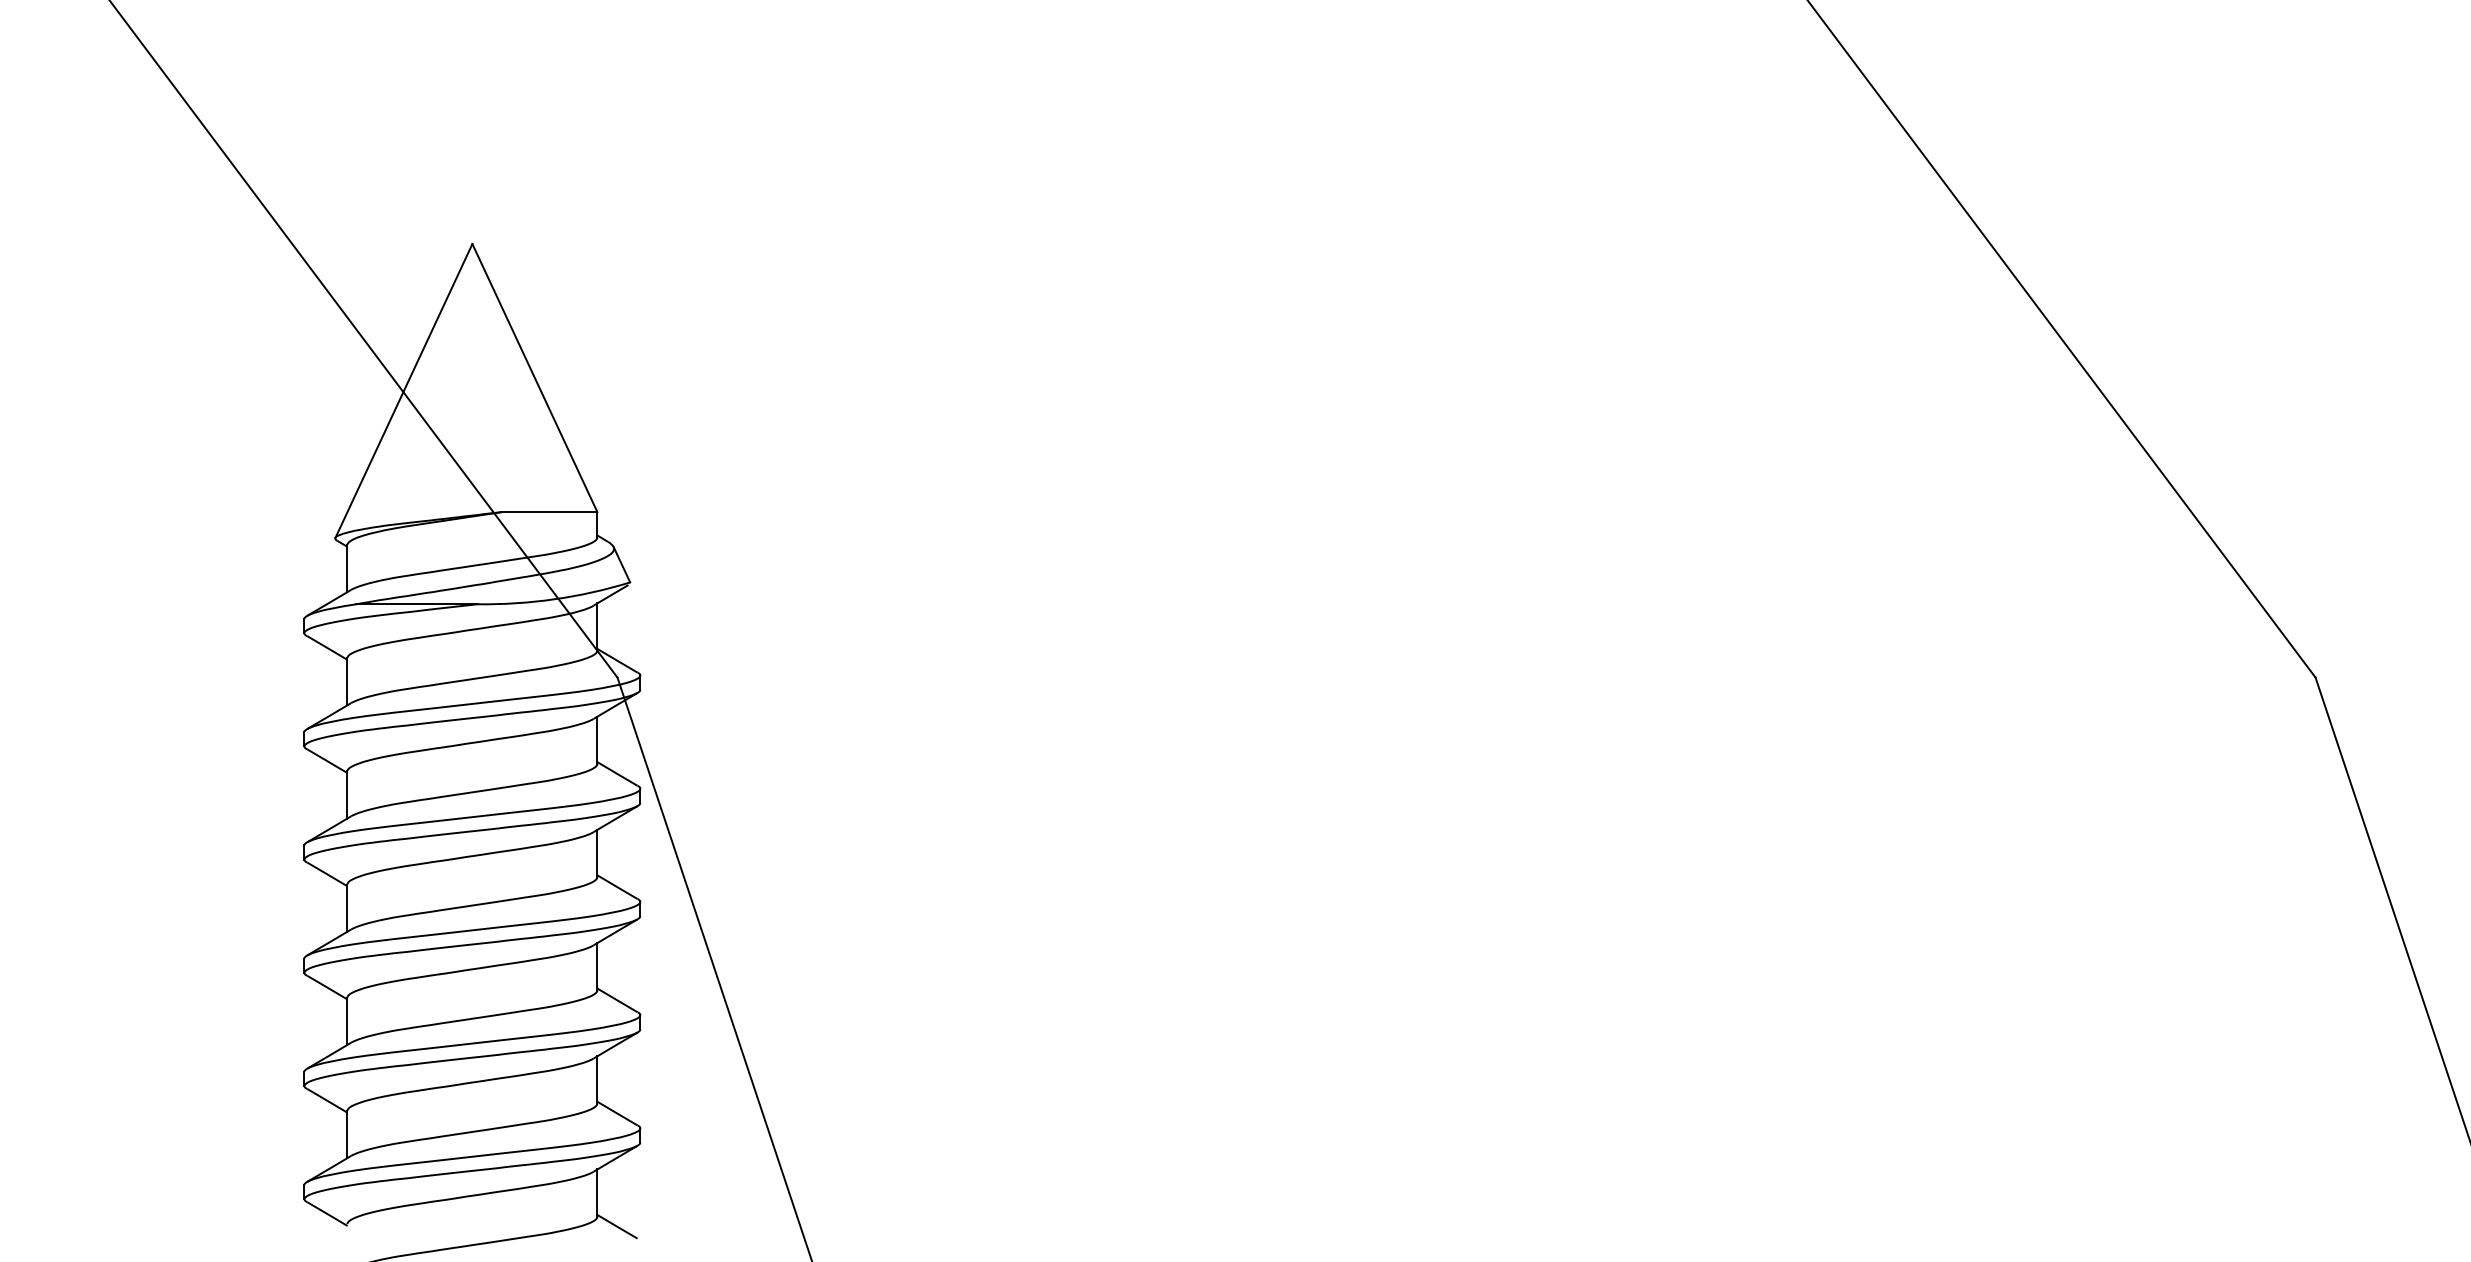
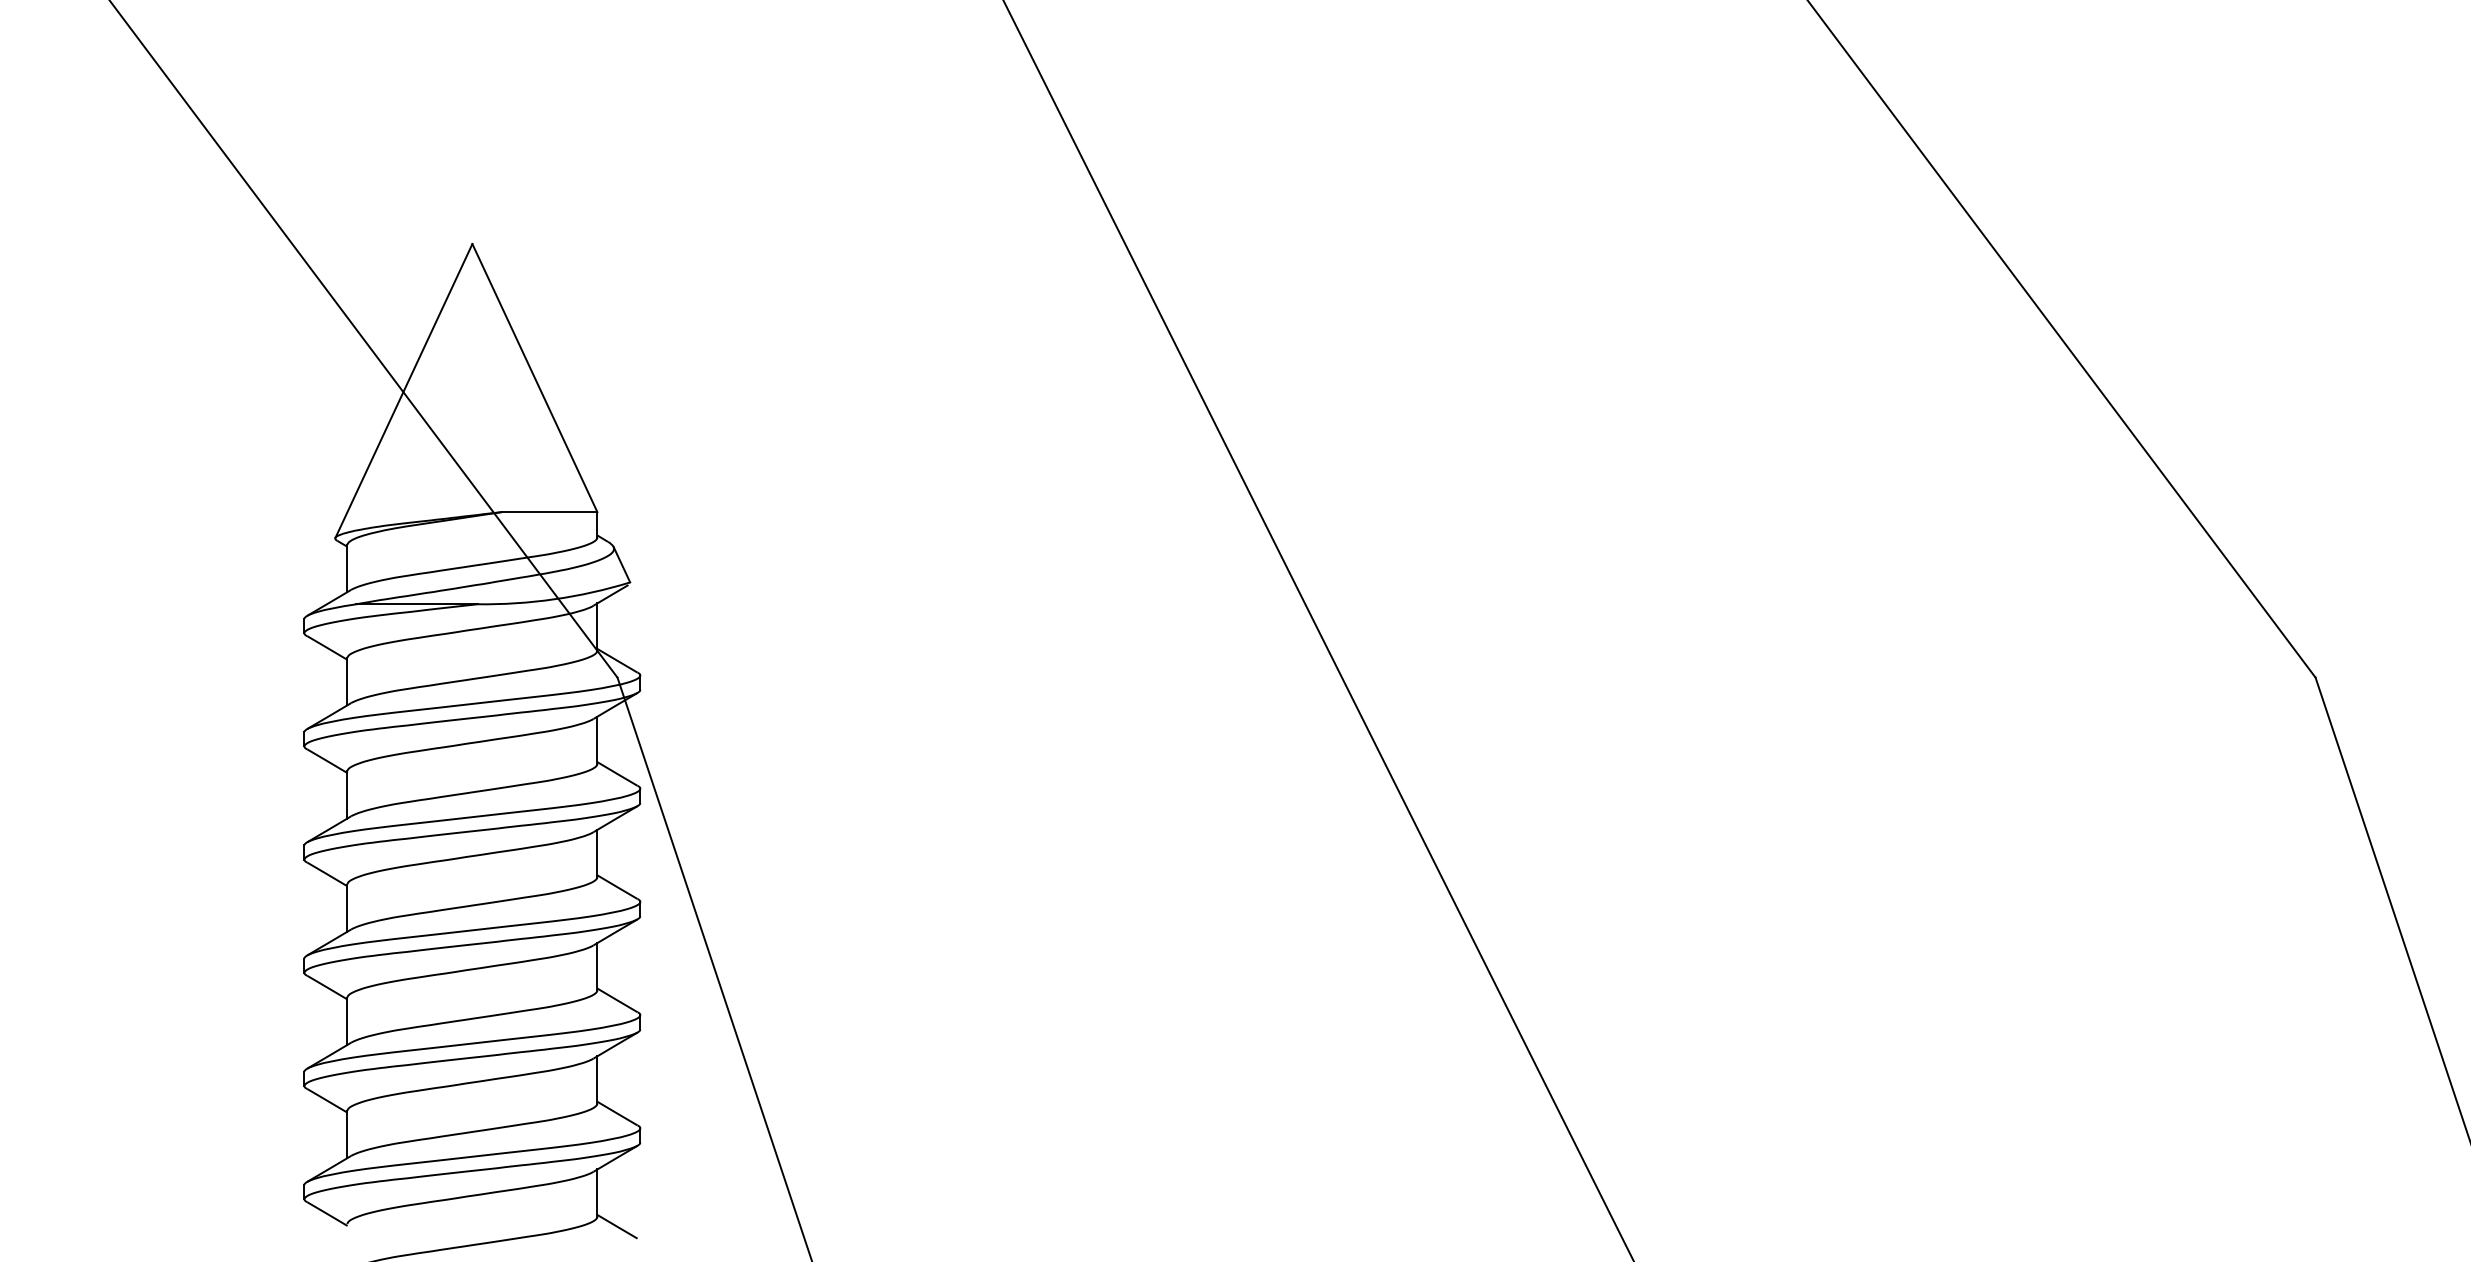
line: none -> present (1318, 630)
